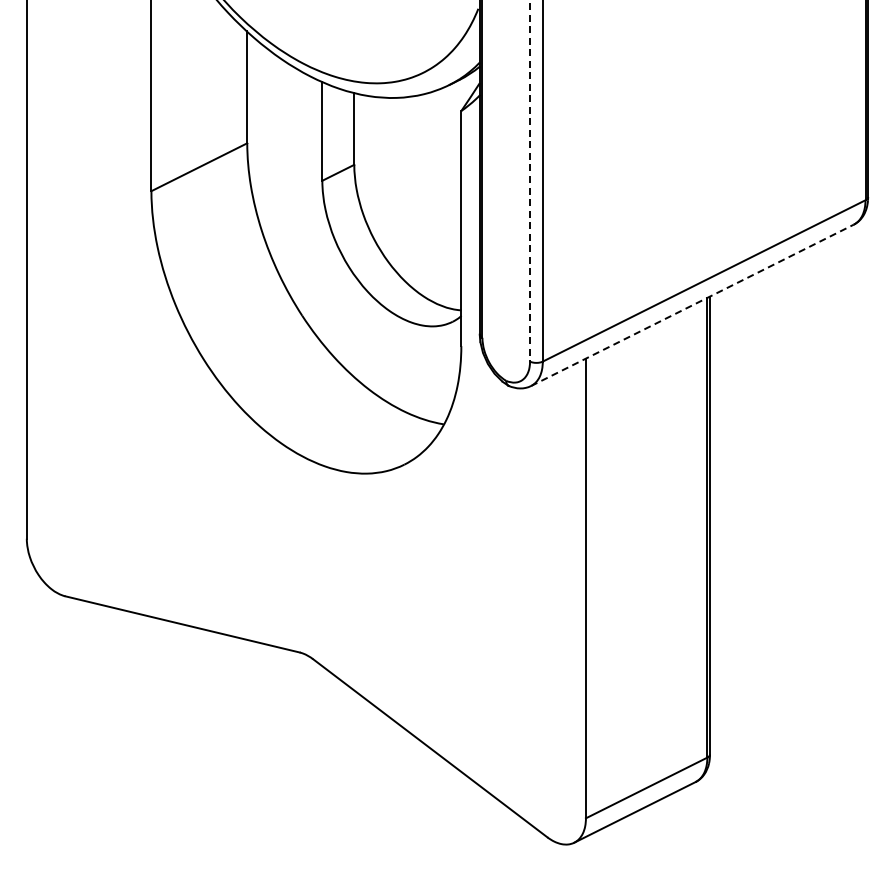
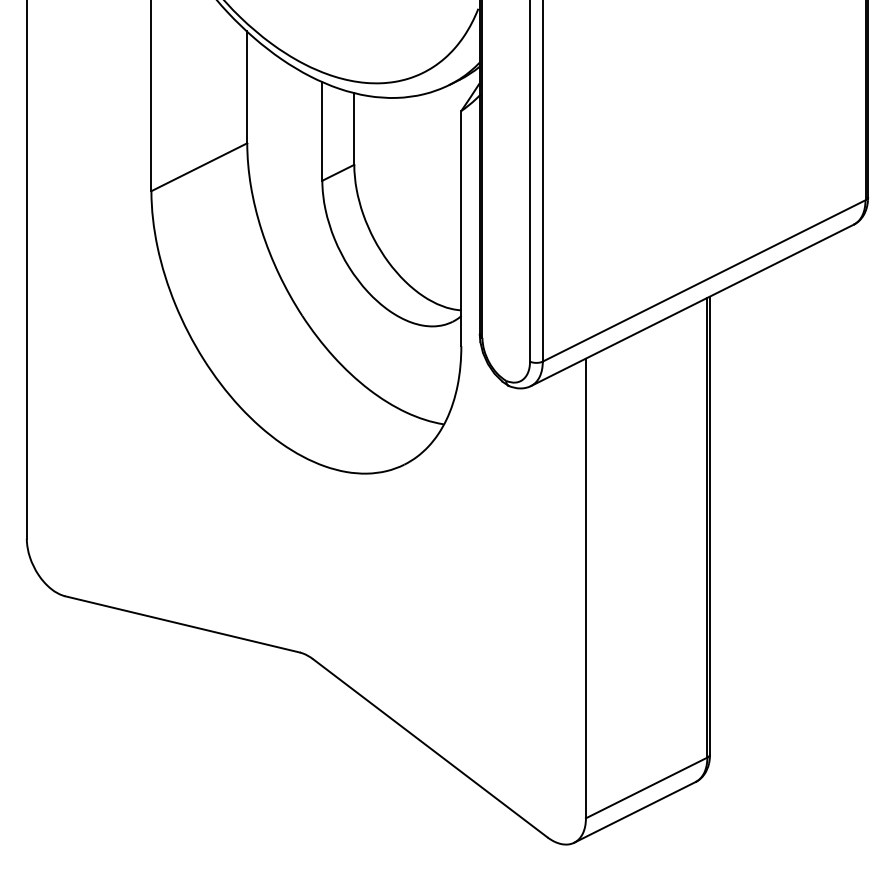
line: dashed -> solid (530, 181)
line: dashed -> solid (692, 305)
